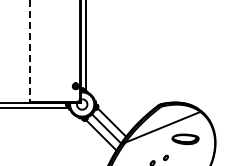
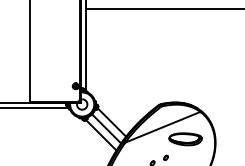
line: none -> present (163, 9)
line: dashed -> solid (30, 51)
part size: 29x13 px -> 35x15 px (185, 139)
